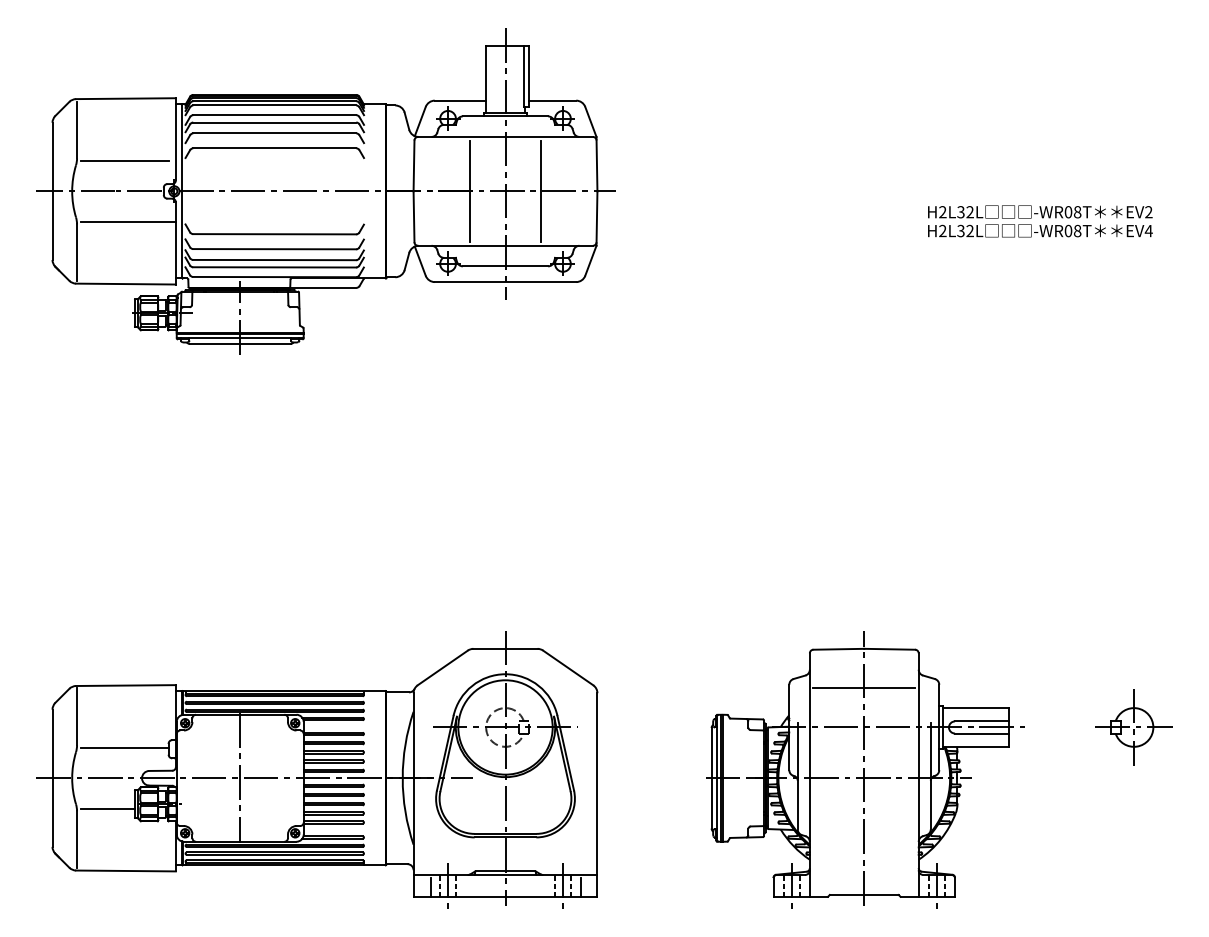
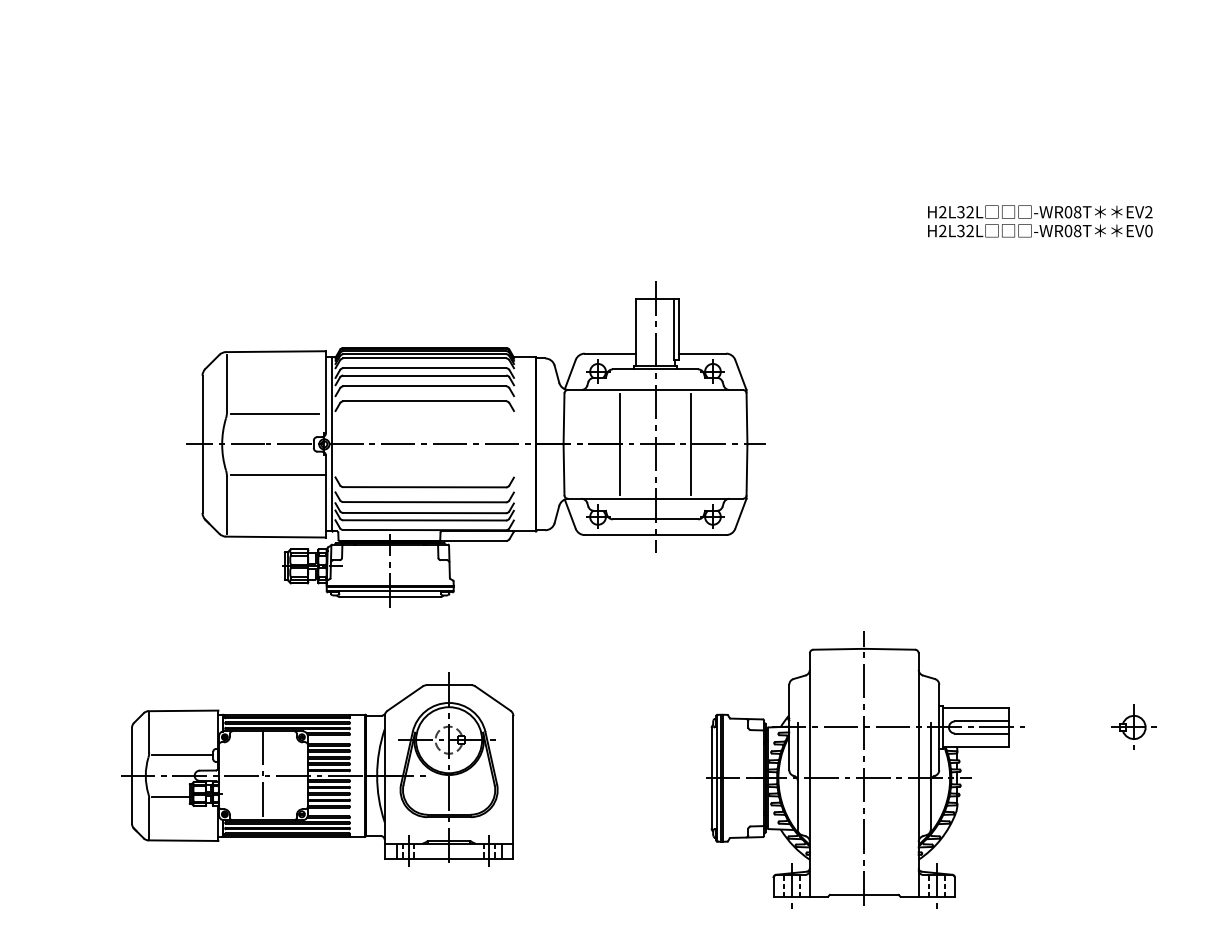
part position: (325, 191) -> (475, 444) (475, 444)
text: EV4 -> EV0 (1148, 230)
line: present -> none (863, 688)
part size: 78x77 px -> 46x46 px (1133, 726)
part size: 563x278 px -> 394x195 px (317, 769)
